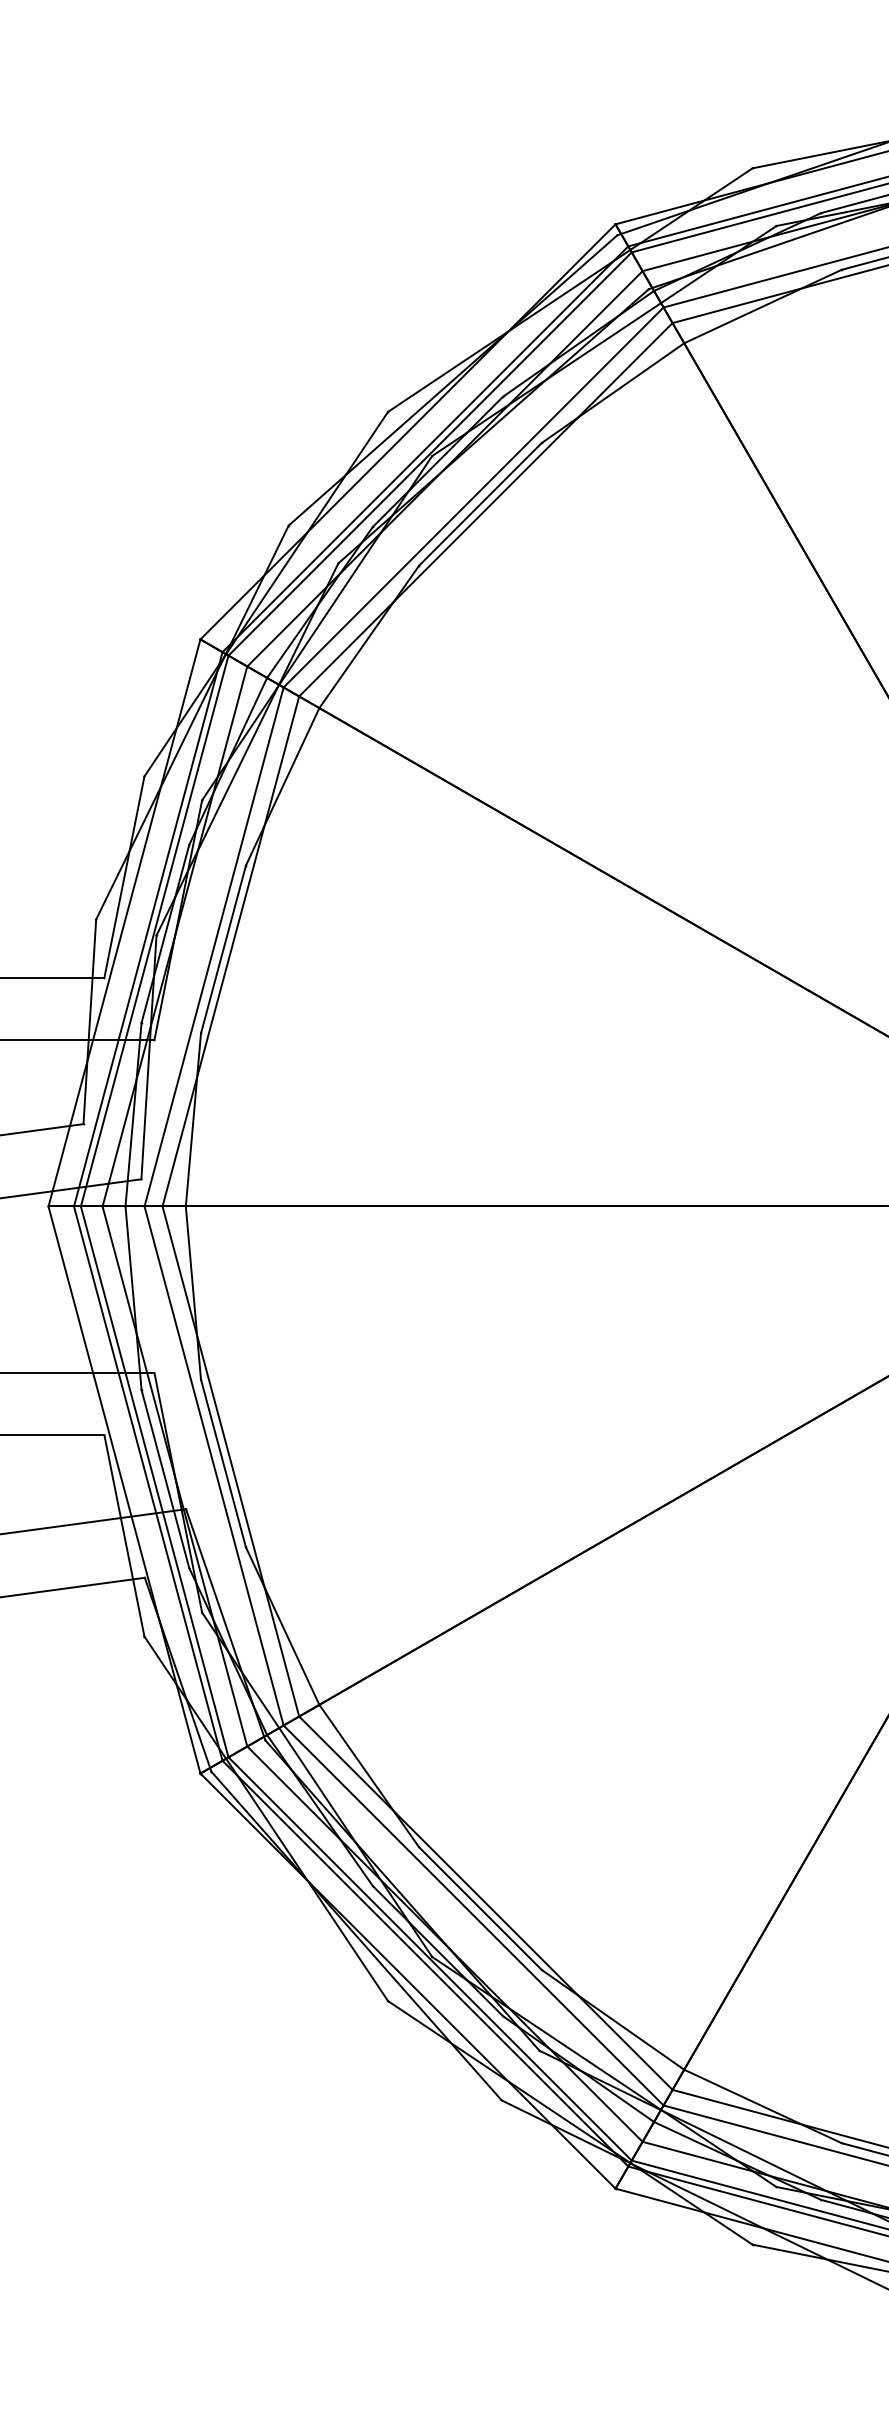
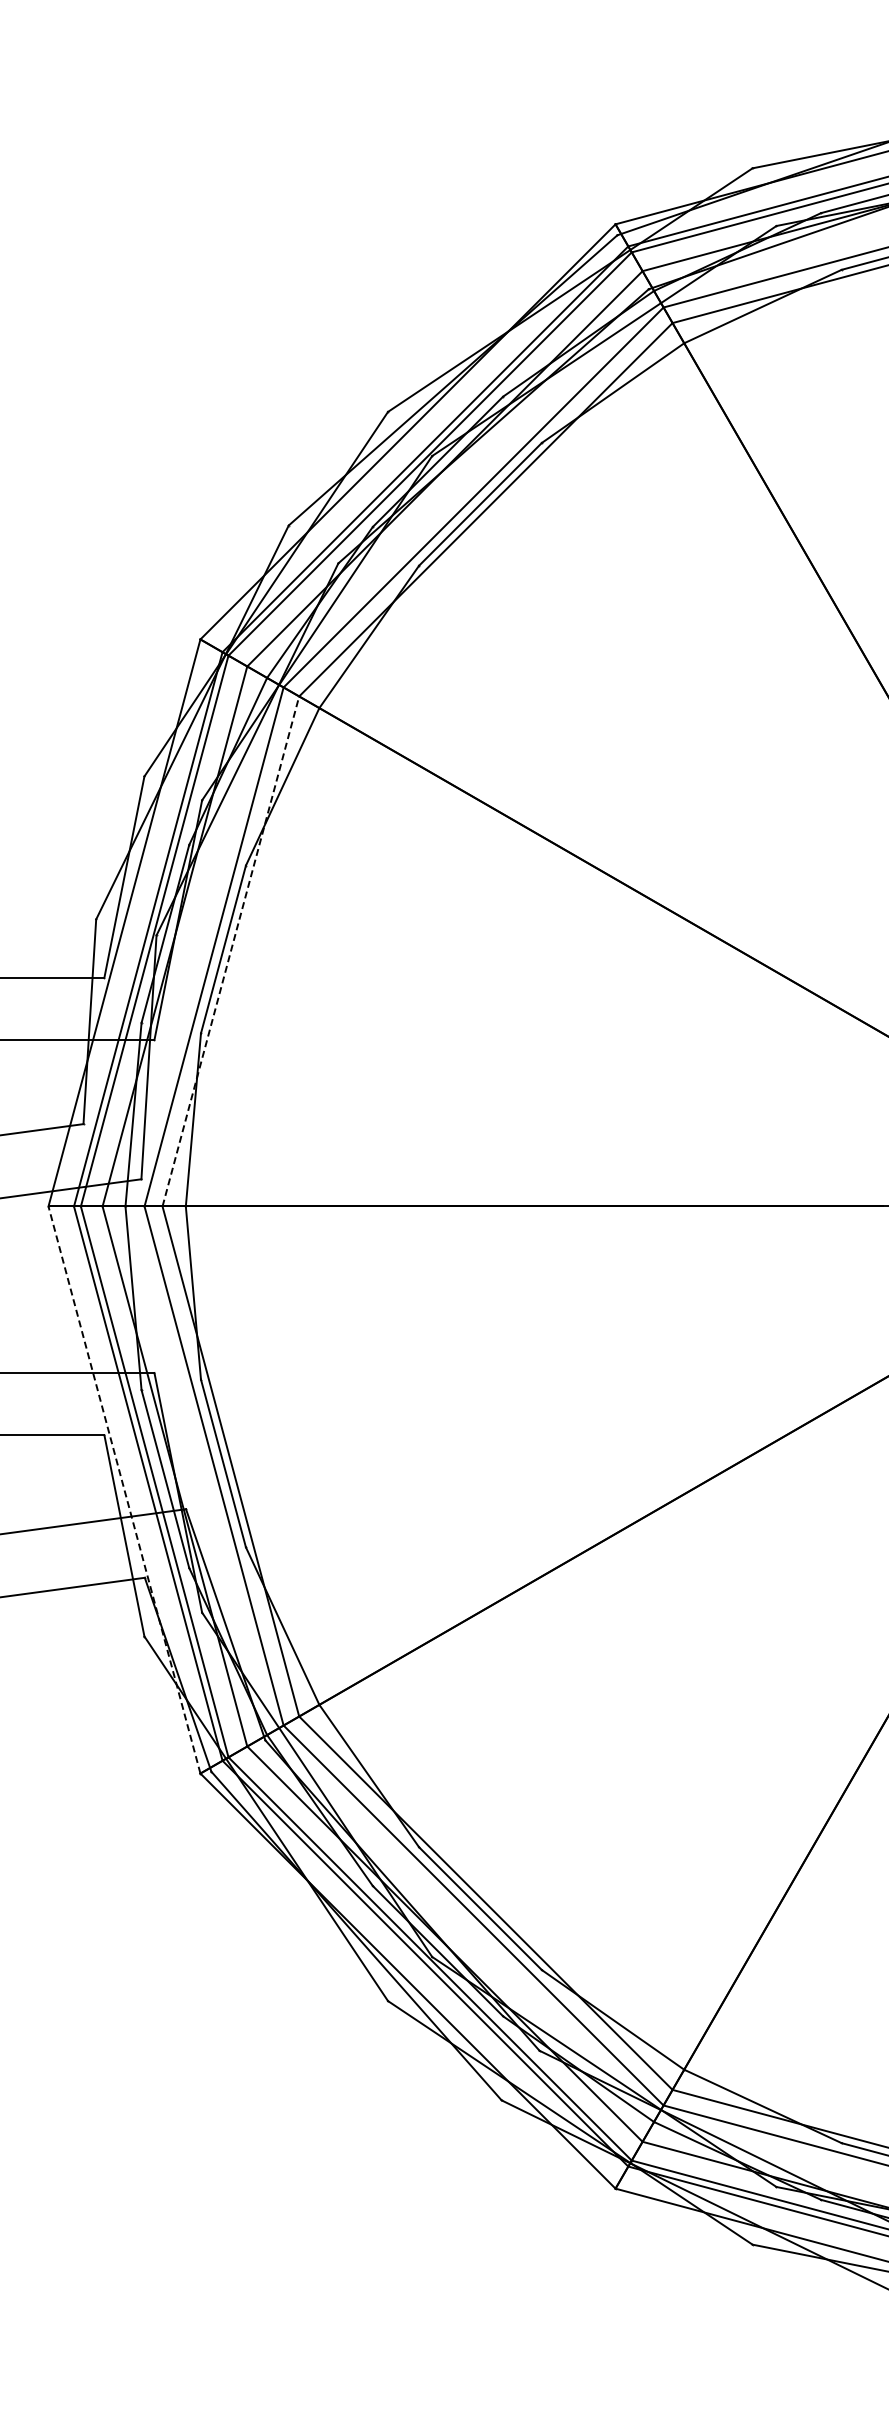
line: solid -> dashed (231, 951)
line: solid -> dashed (124, 1490)
